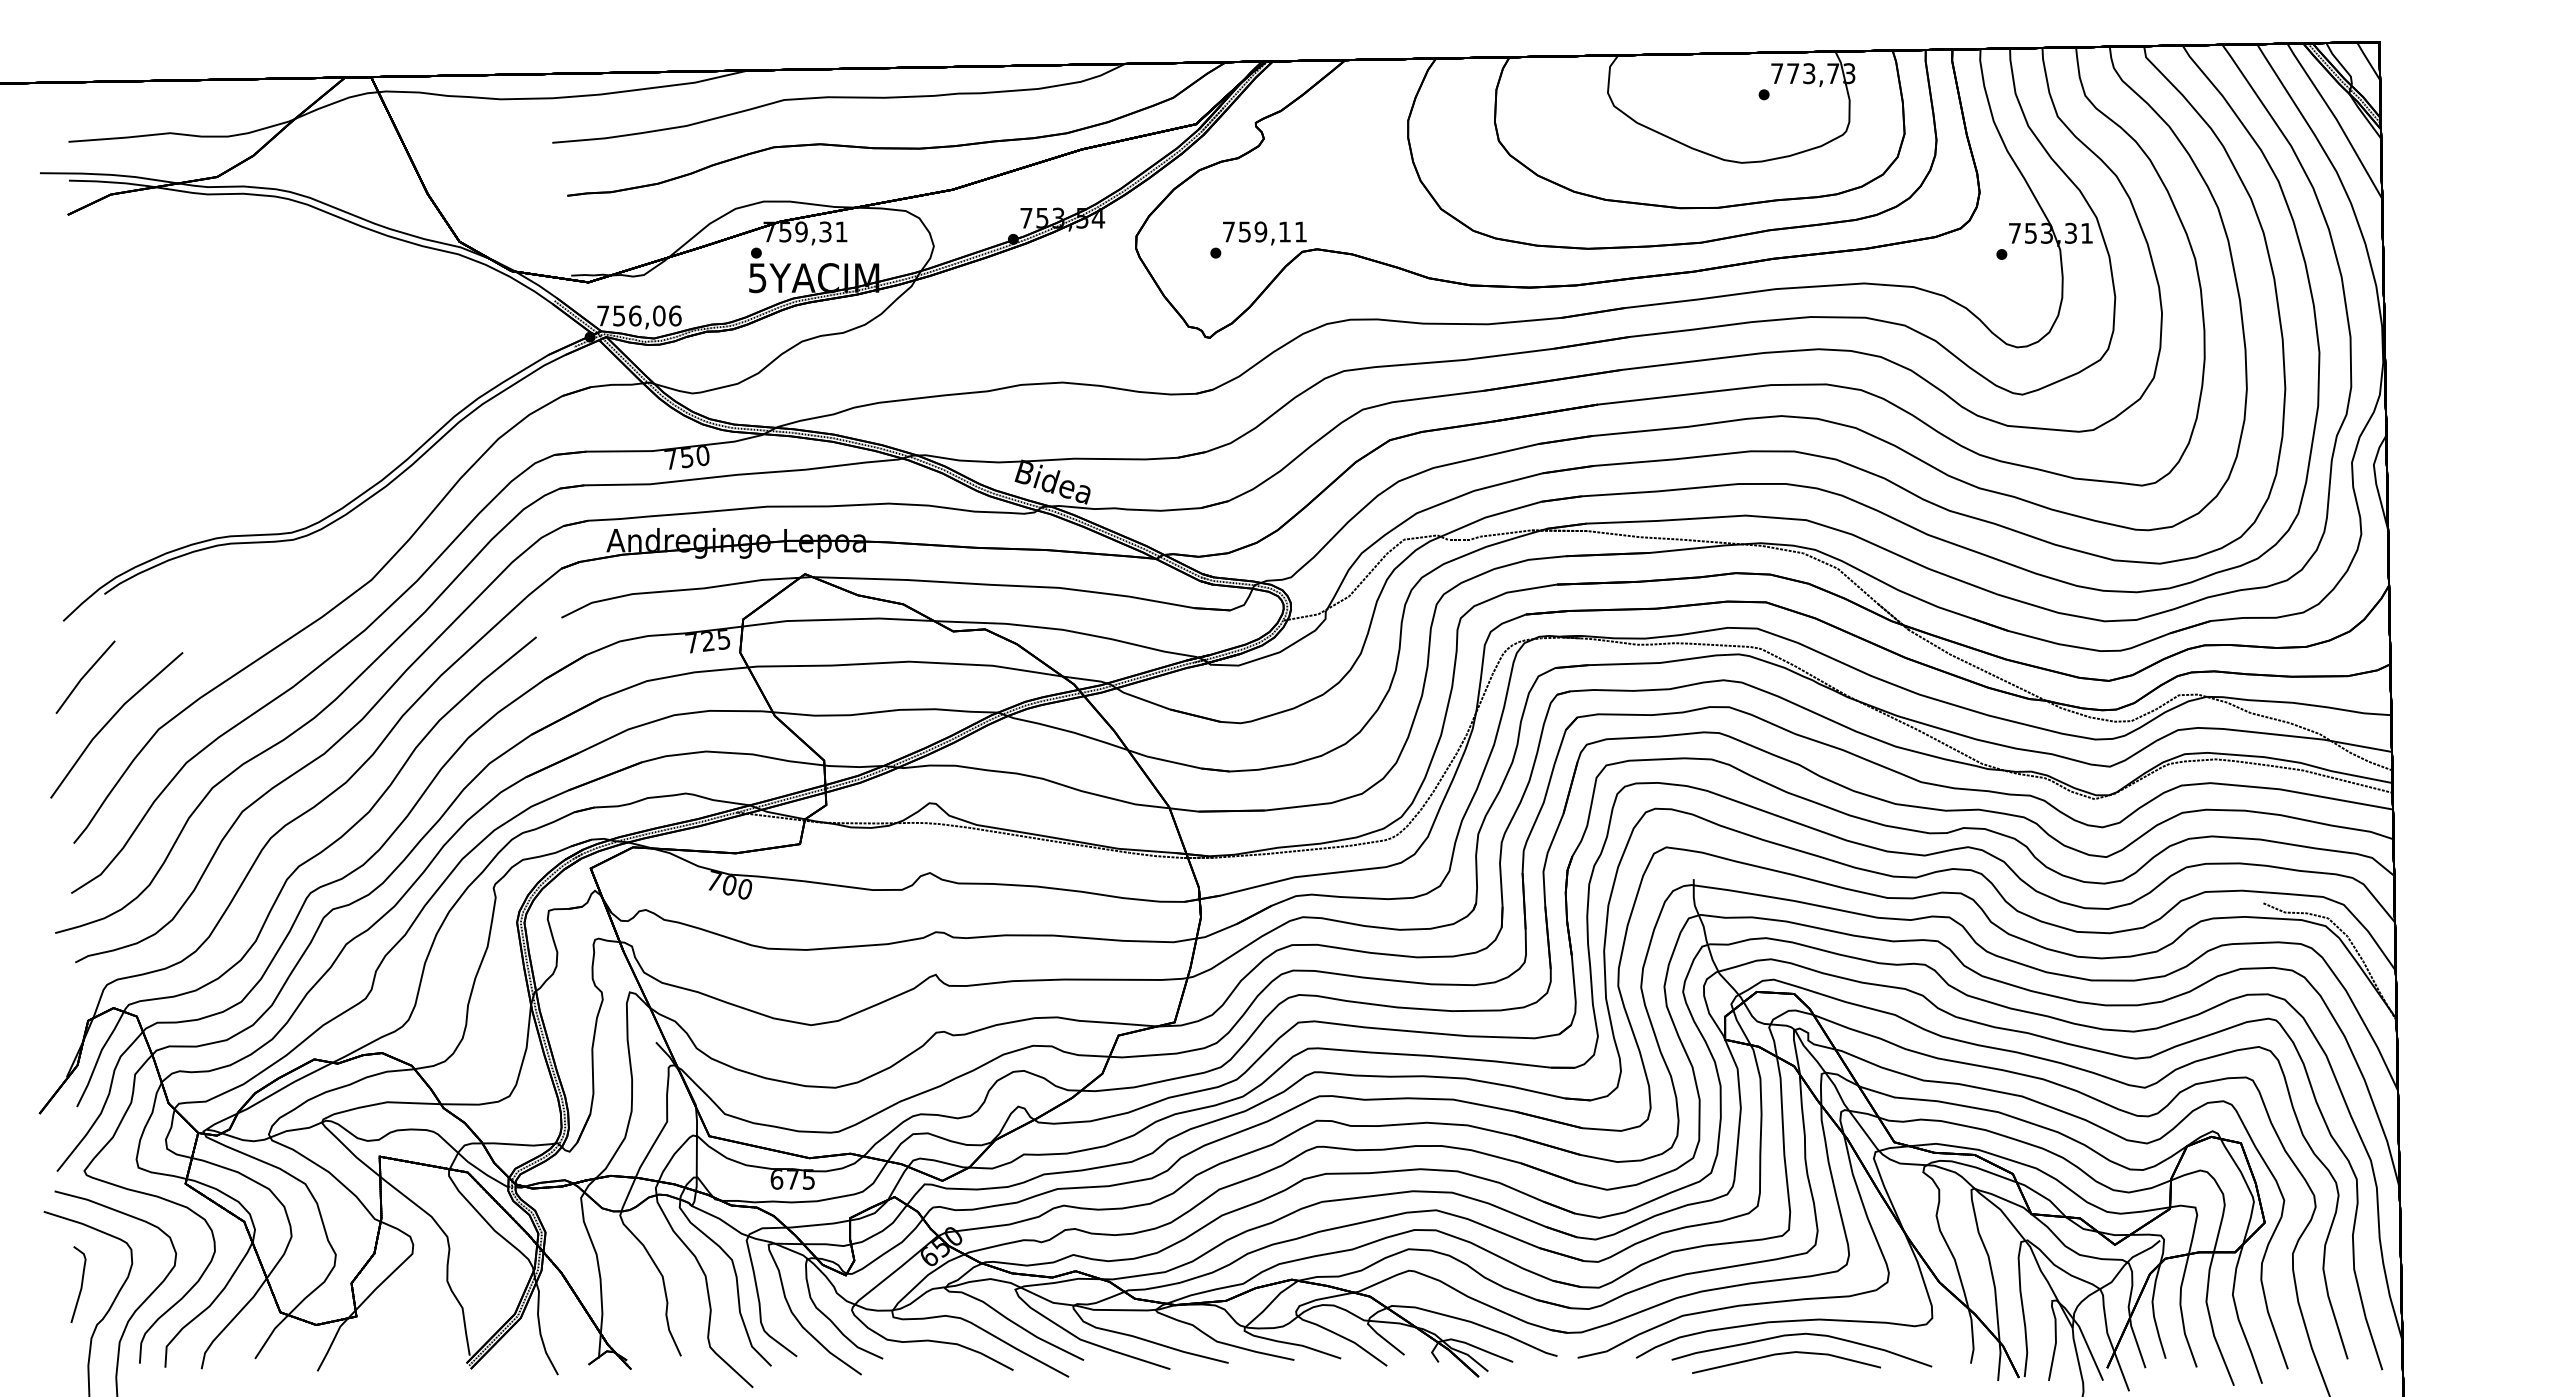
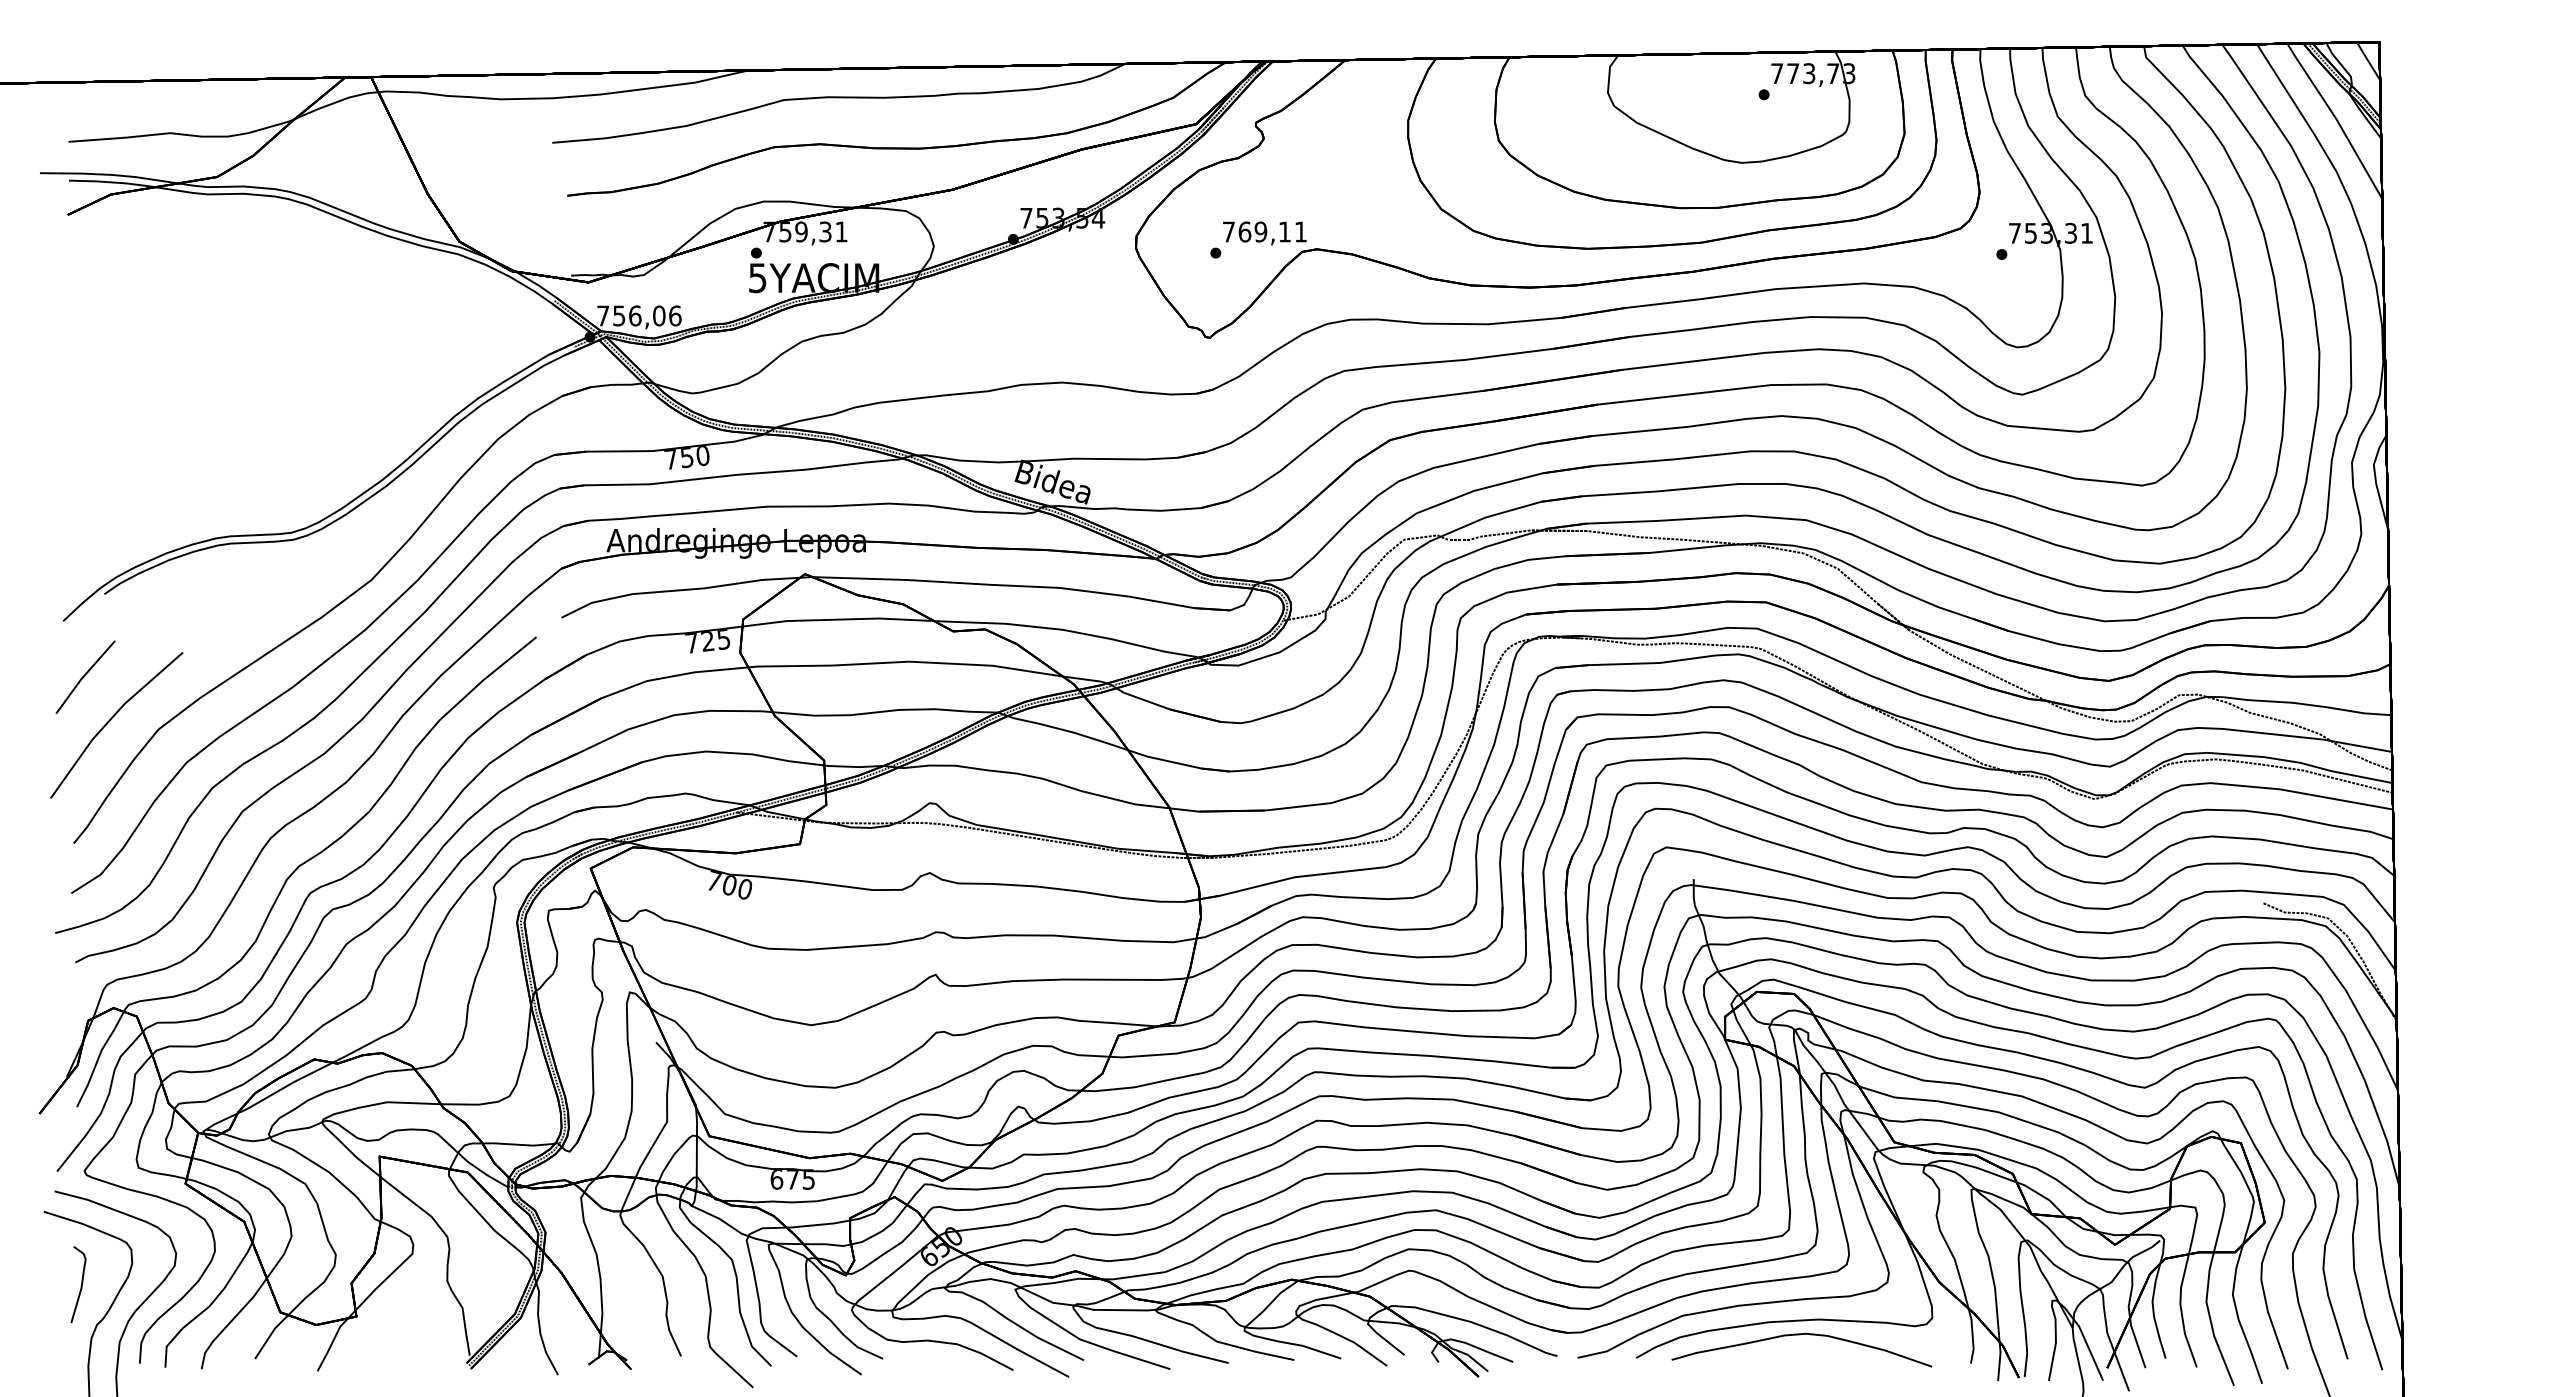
text: 759,11 -> 769,11 (1244, 231)
line: present -> none (1785, 1354)
